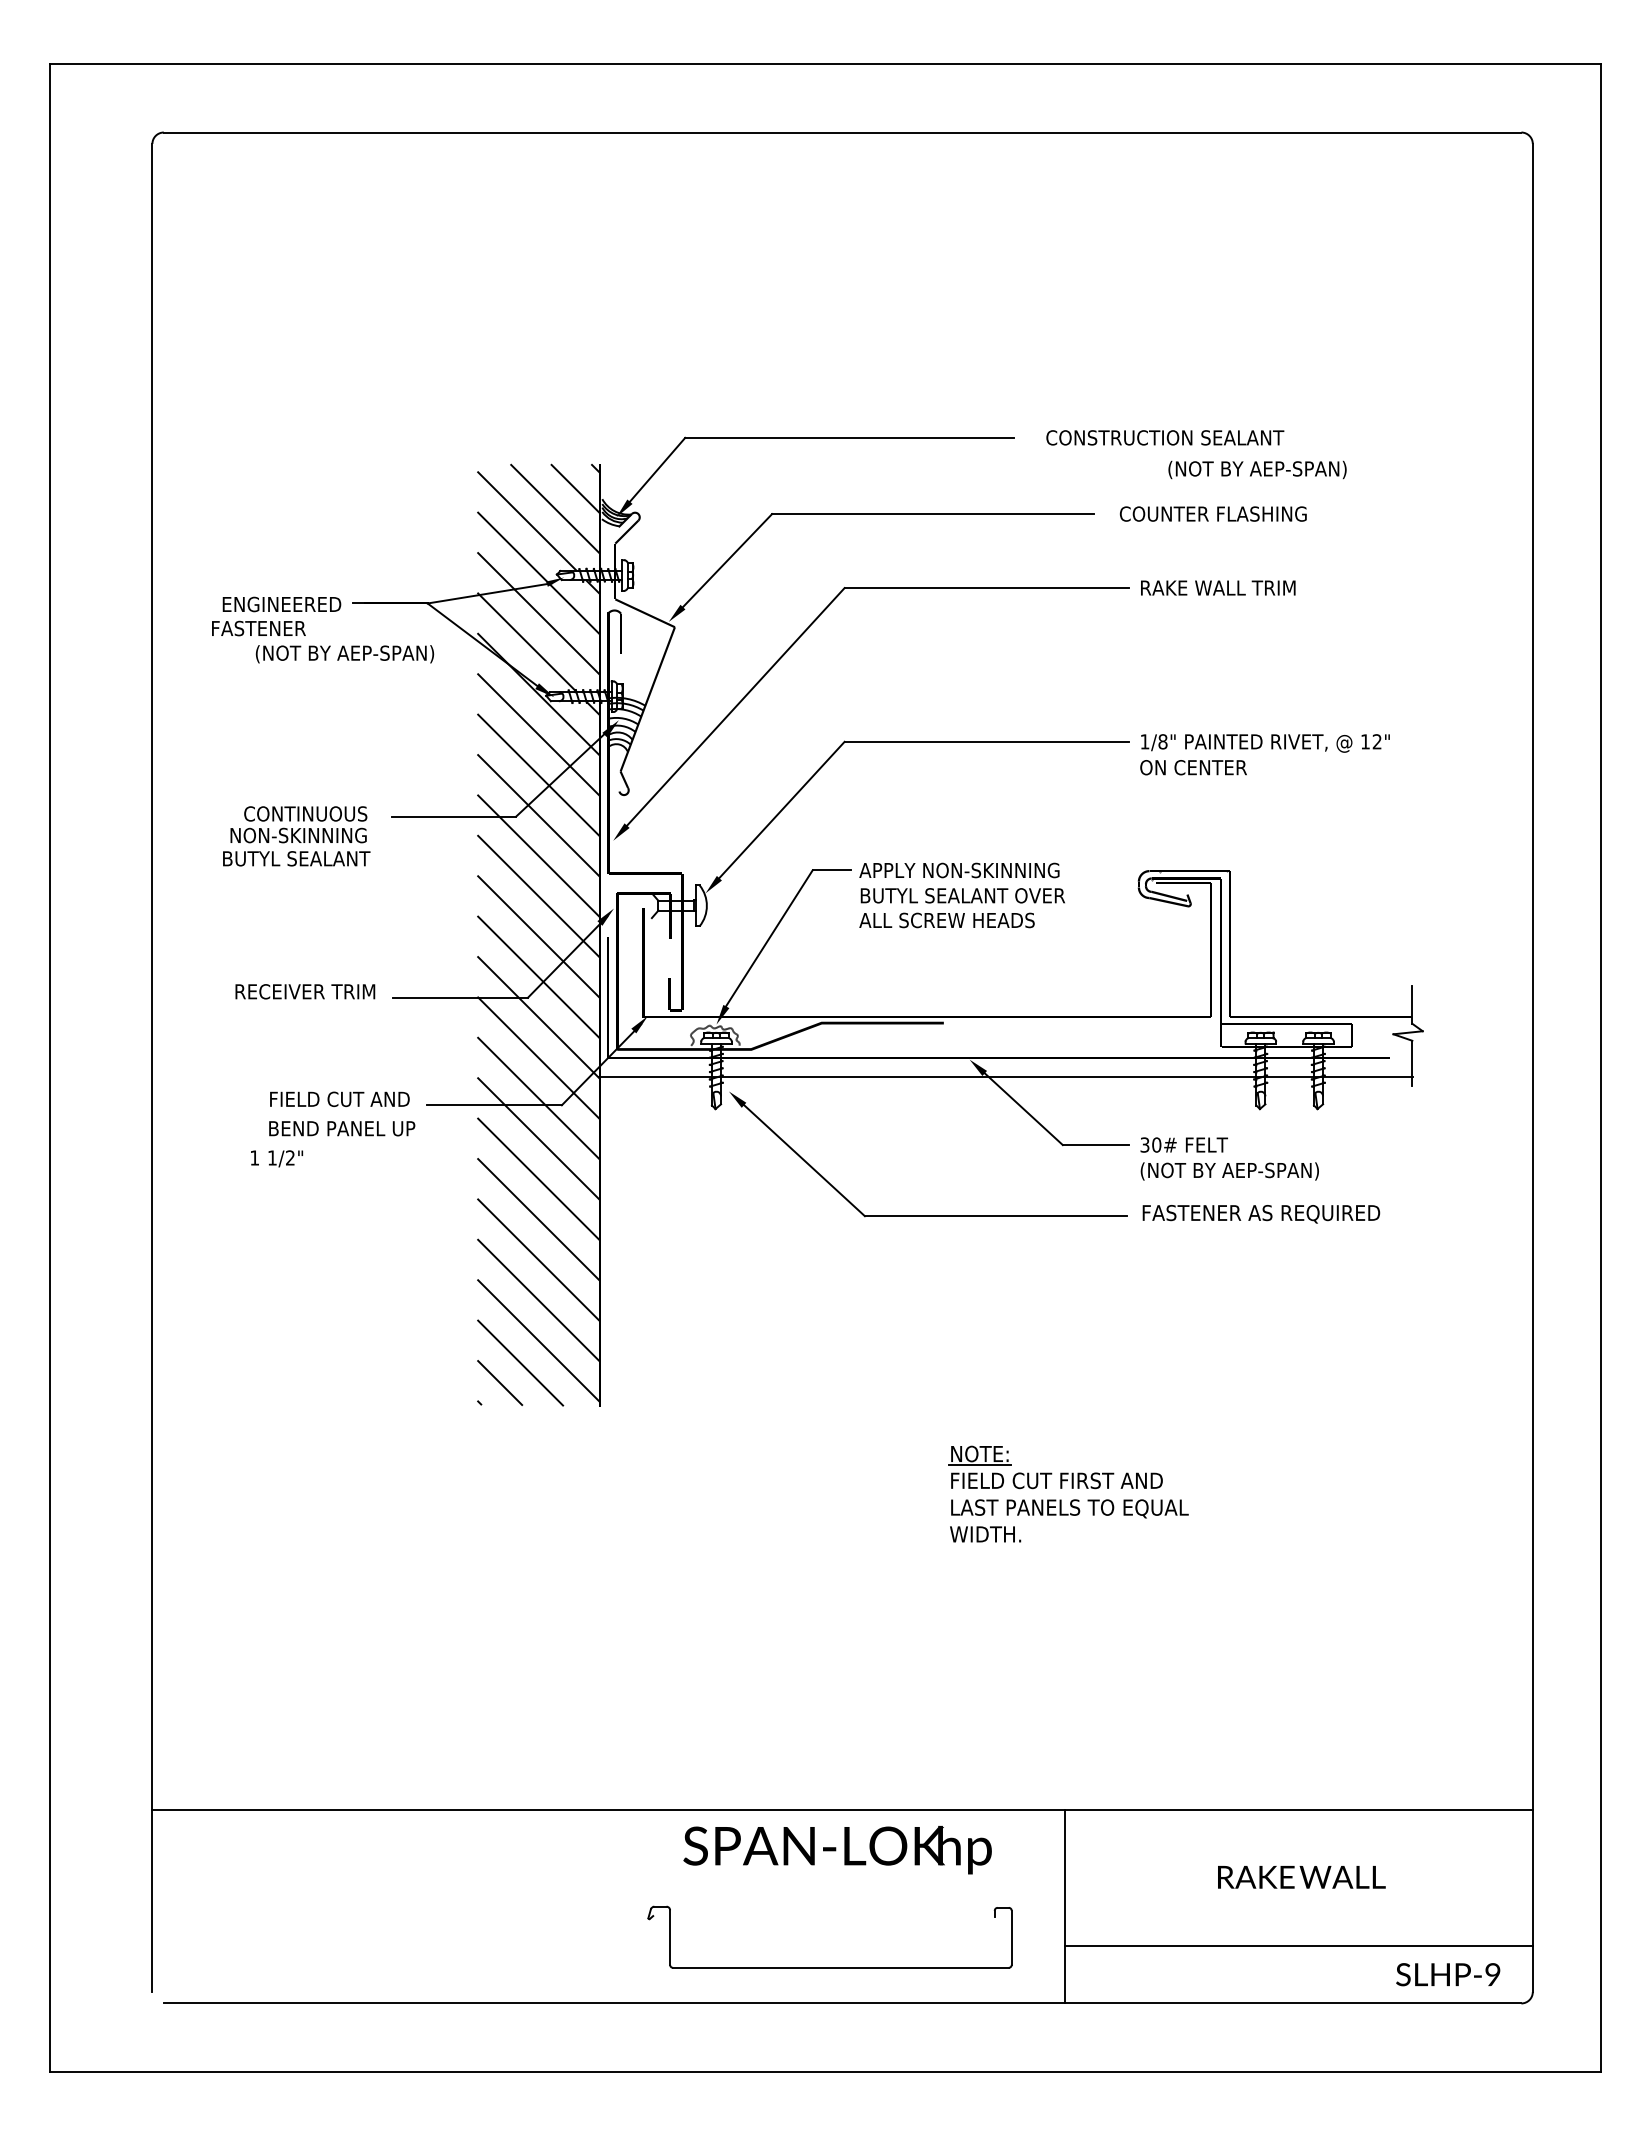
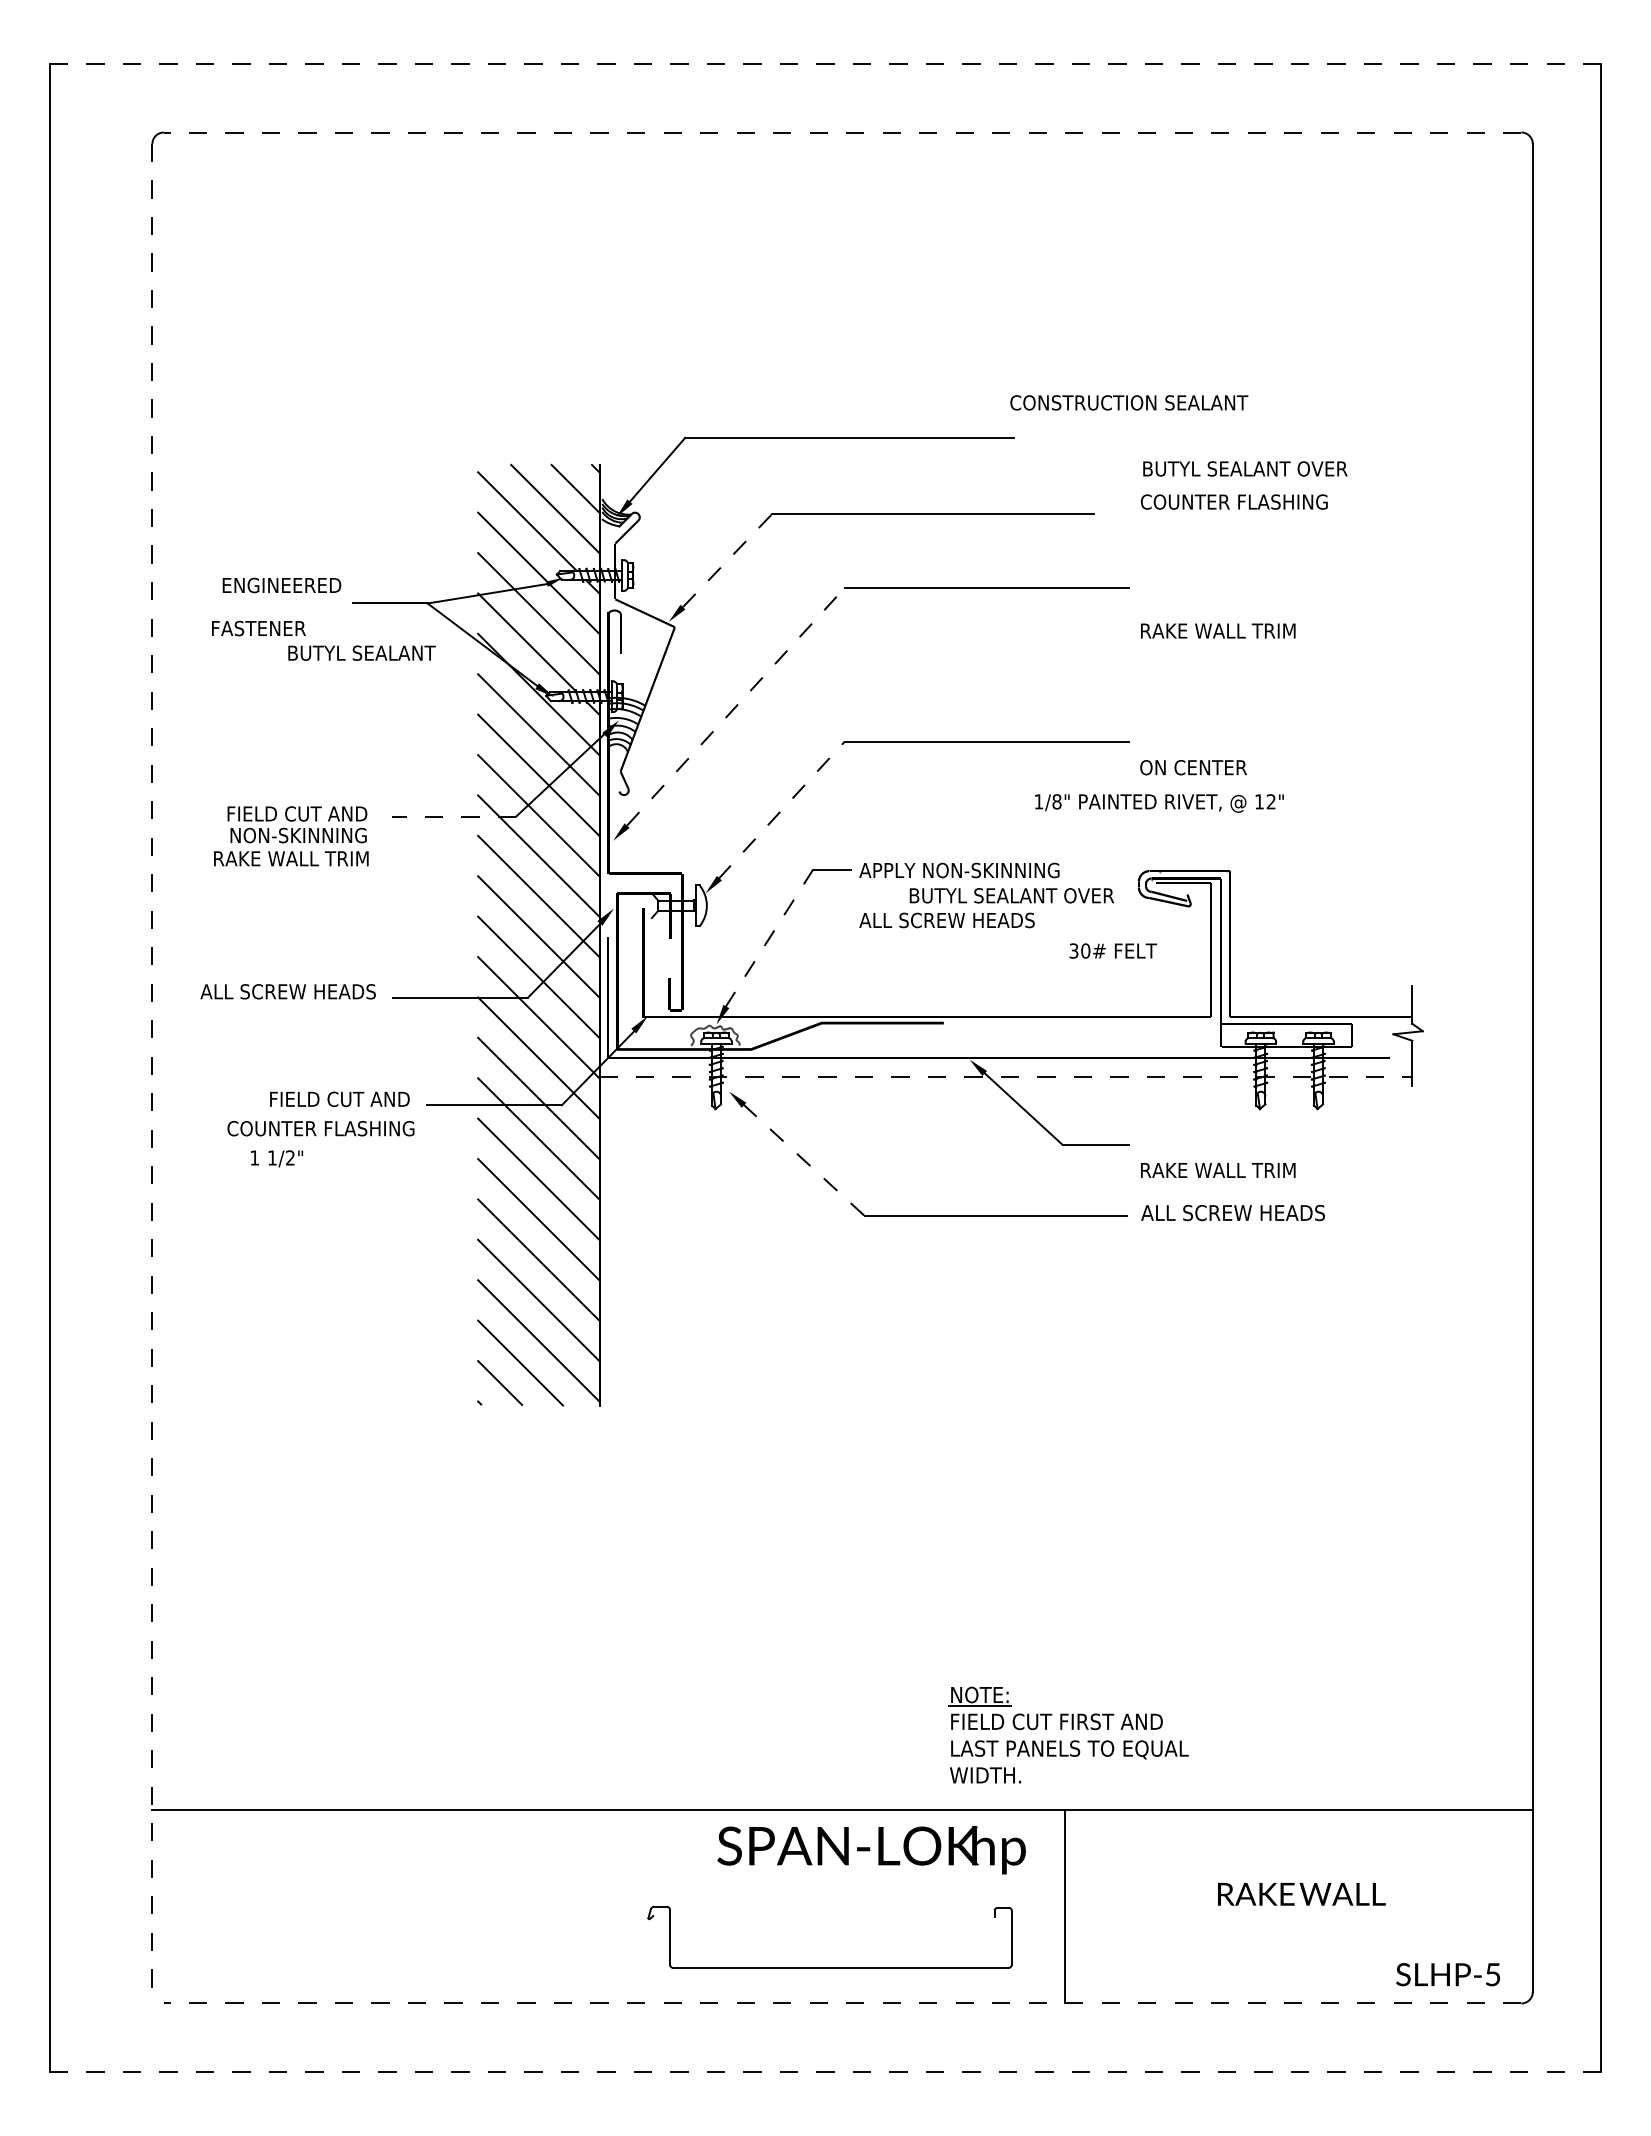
line: solid -> dashed (825, 64)
line: solid -> dashed (842, 132)
text position: (1165, 437) -> (1129, 402) (1129, 402)
text: (NOT BY AEP-SPAN) -> BUTYL SEALANT OVER (1245, 469)
text position: (1212, 513) -> (1233, 501) (1233, 501)
line: solid -> dashed (727, 560)
text position: (1218, 587) -> (1218, 630) (1218, 630)
text position: (281, 604) -> (281, 585) (281, 585)
text: (NOT BY AEP-SPAN) -> BUTYL SEALANT (345, 654)
line: solid -> dashed (736, 706)
text position: (1265, 743) -> (1159, 803) (1159, 803)
line: solid -> dashed (781, 810)
text: CONTINUOUS -> FIELD CUT AND (297, 813)
line: solid -> dashed (453, 816)
text: BUTYL SEALANT -> RAKE WALL TRIM (292, 858)
text position: (962, 895) -> (1011, 895) (1011, 895)
line: solid -> dashed (769, 938)
text: RECEIVER TRIM -> ALL SCREW HEADS (287, 991)
line: solid -> dashed (152, 1068)
line: solid -> dashed (1005, 1076)
text: BEND PANEL UP -> COUNTER FLASHING (321, 1128)
text position: (1183, 1144) -> (1112, 950) (1112, 950)
line: solid -> dashed (804, 1160)
text: (NOT BY AEP-SPAN) -> RAKE WALL TRIM (1229, 1171)
text: FASTENER AS REQUIRED -> ALL SCREW HEADS (1260, 1214)
part position: (1068, 1493) -> (1068, 1734) (1068, 1734)
text position: (837, 1850) -> (871, 1850) (871, 1850)
text position: (1301, 1877) -> (1301, 1894) (1301, 1894)
line: present -> none (1298, 1946)
text: SLHP-9 -> SLHP-5 (1492, 1974)
line: solid -> dashed (842, 2003)
line: solid -> dashed (825, 2071)
